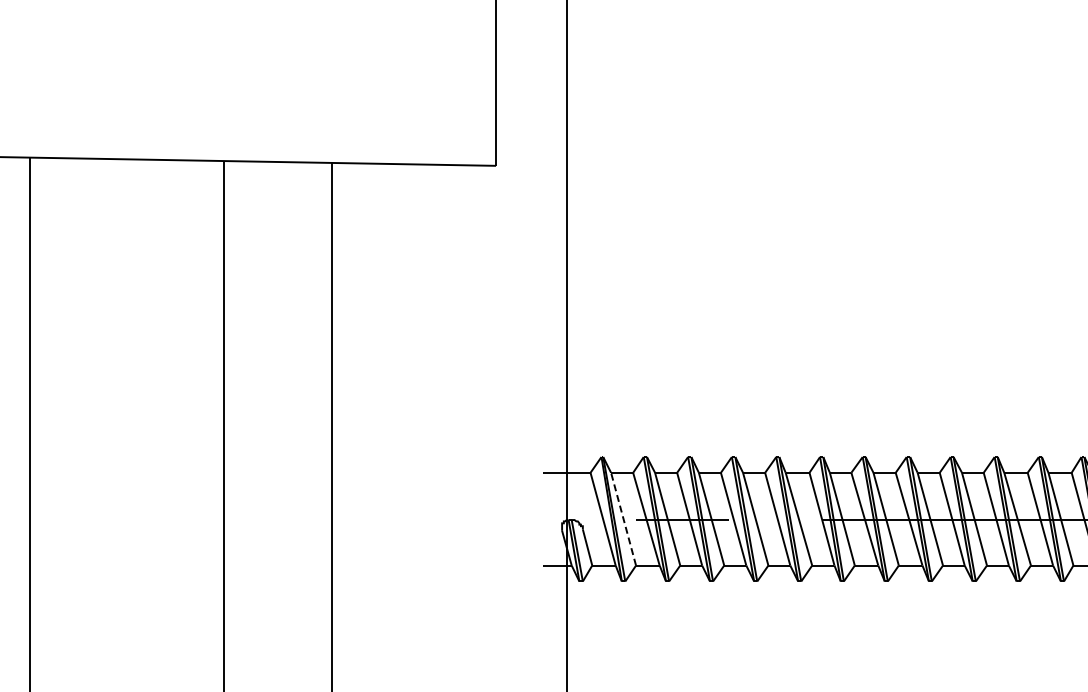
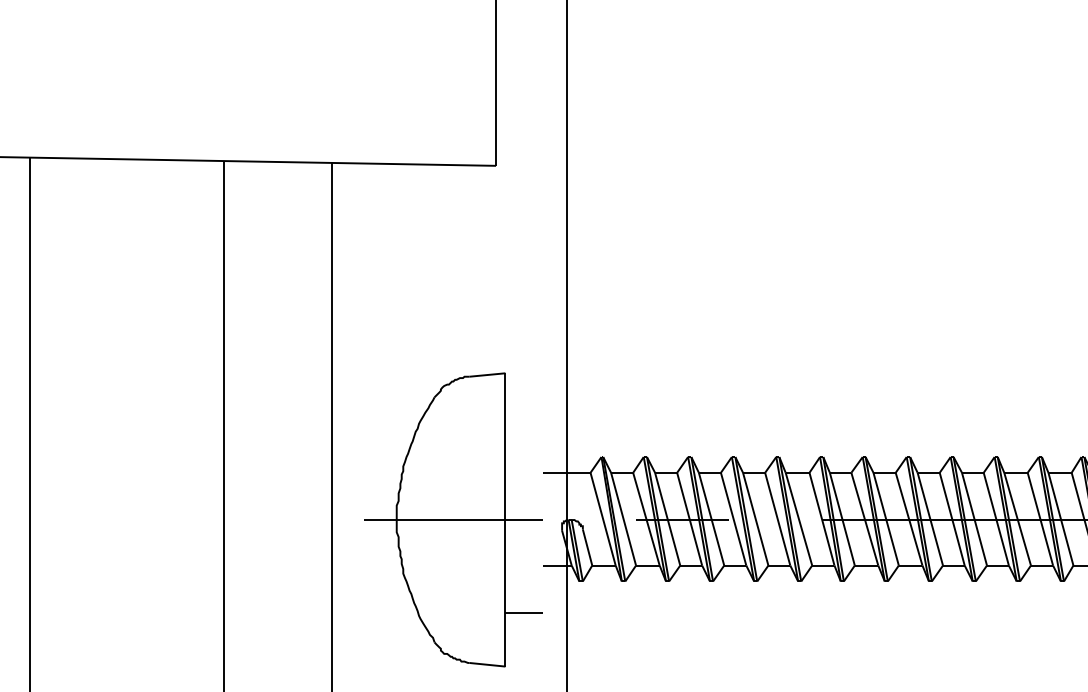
line: dashed -> solid (623, 518)
part: none -> present (453, 519)
